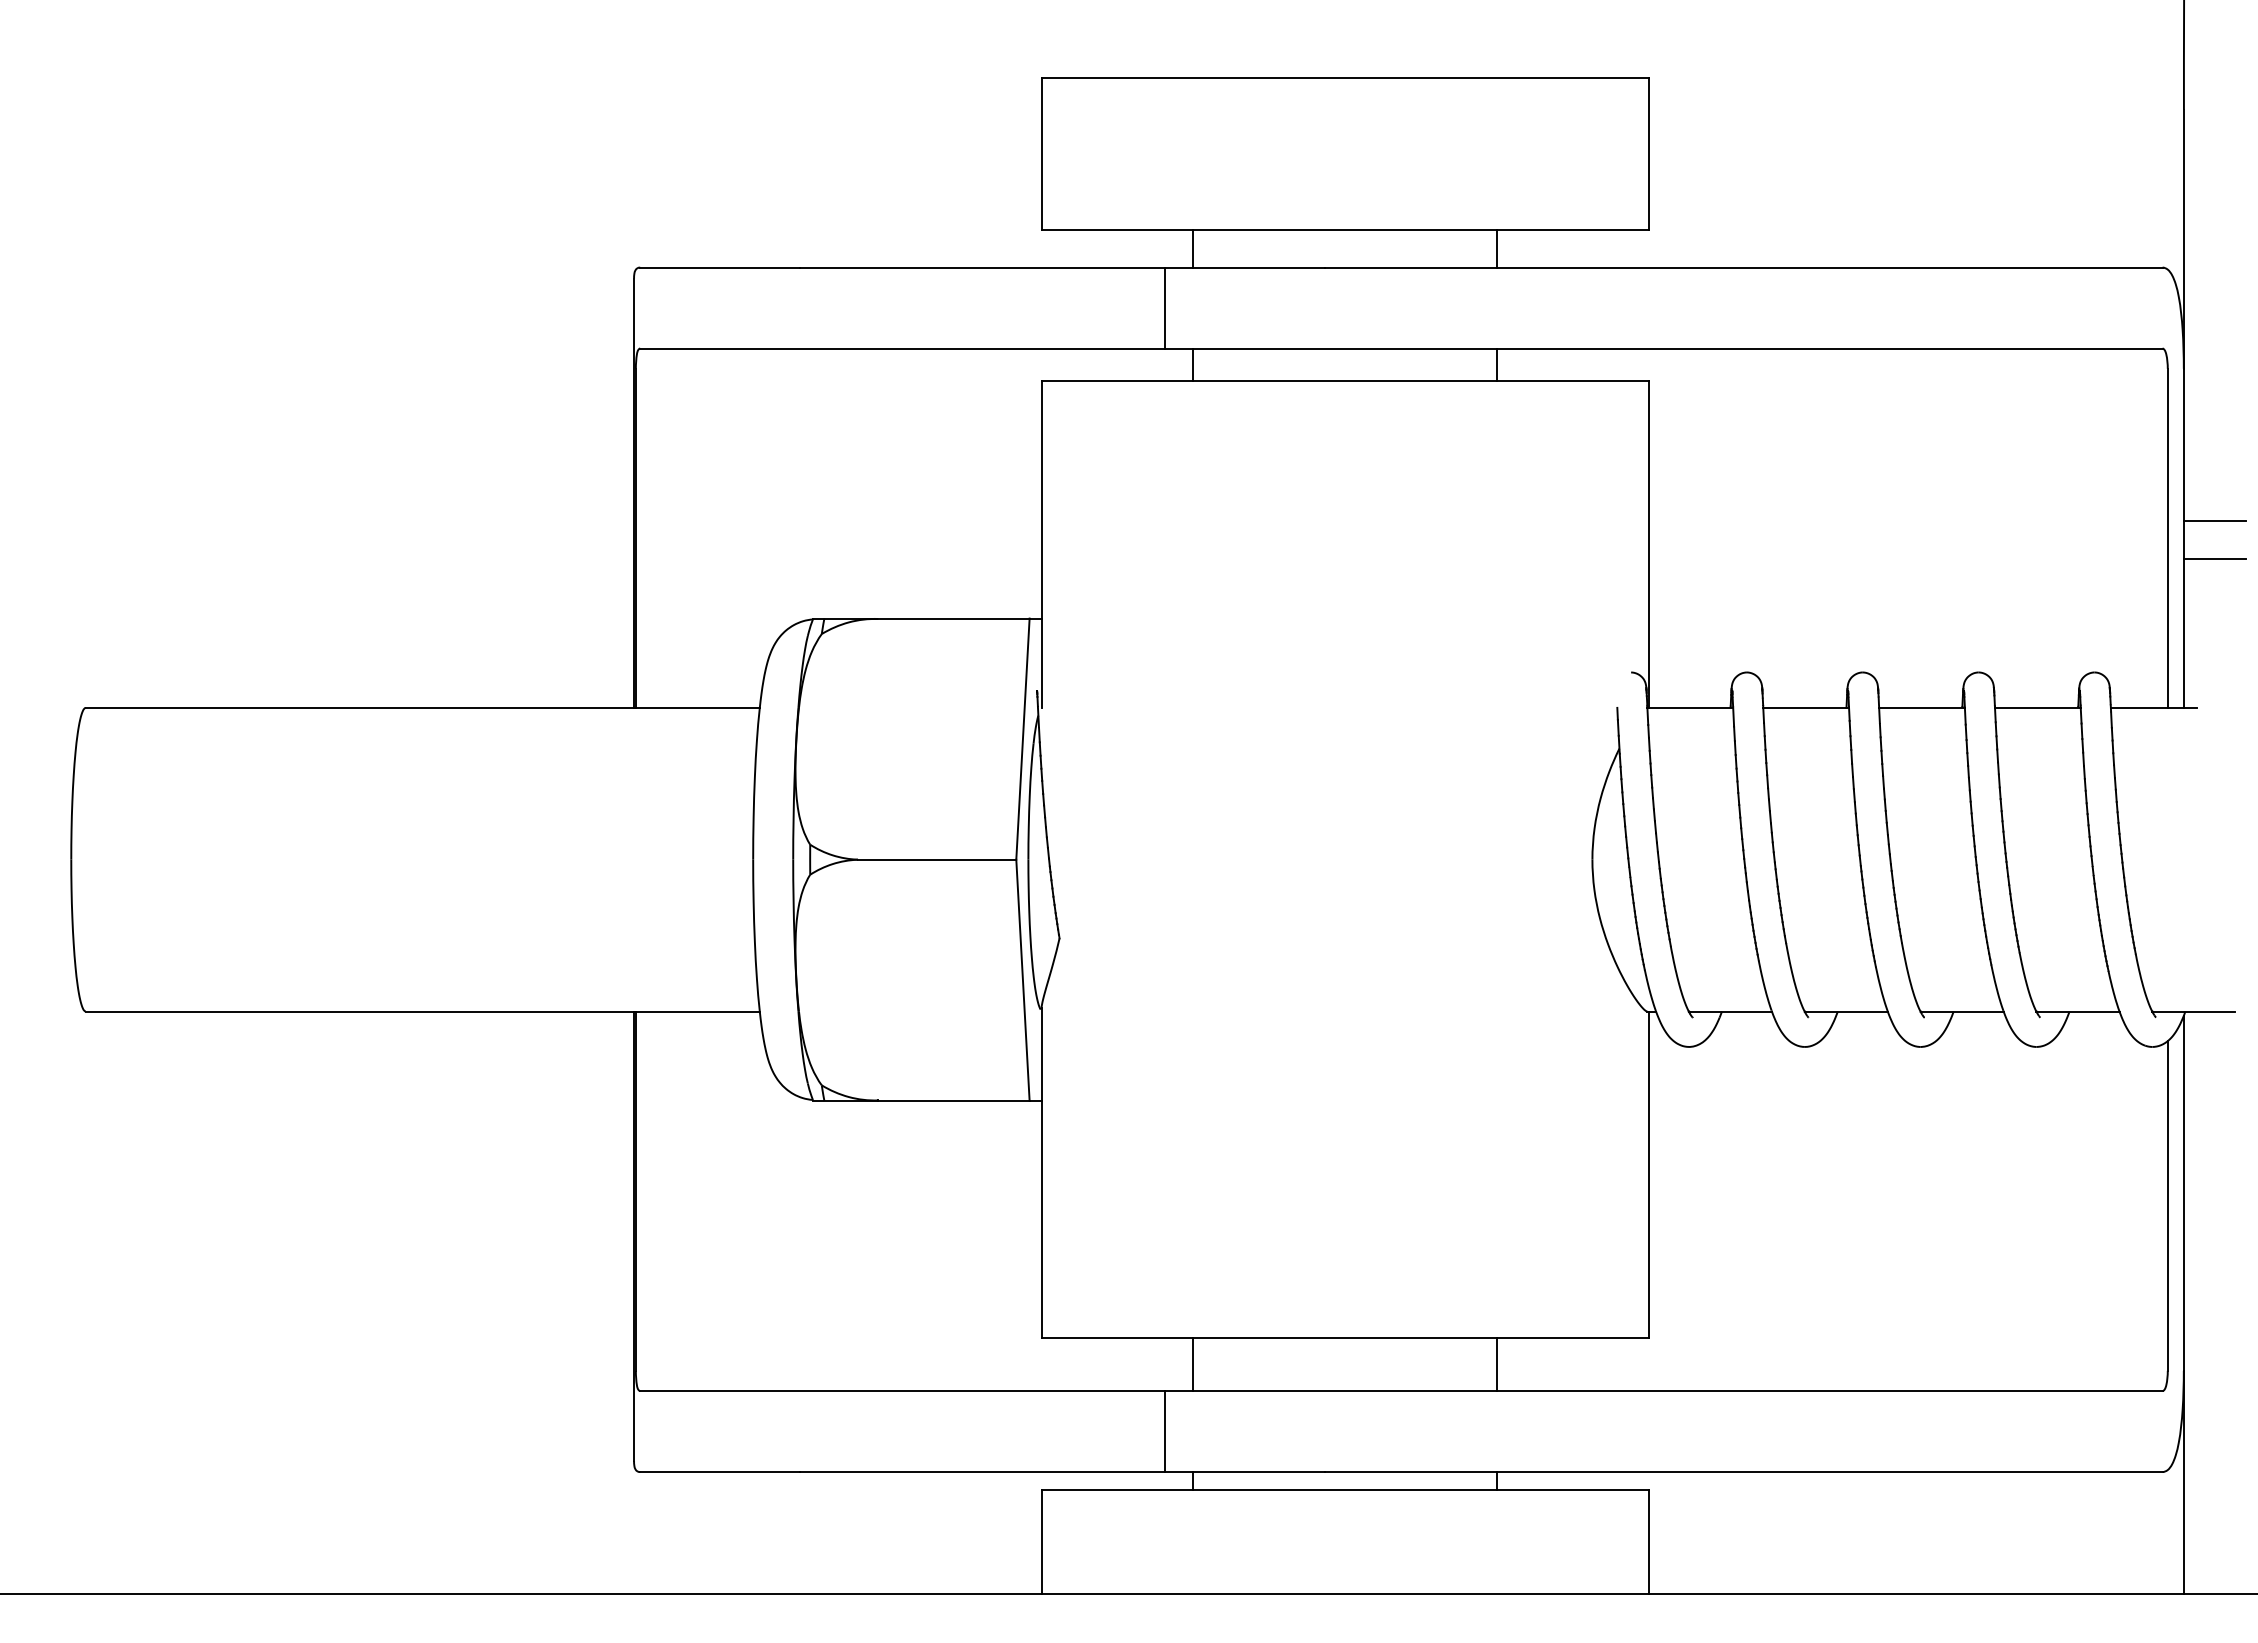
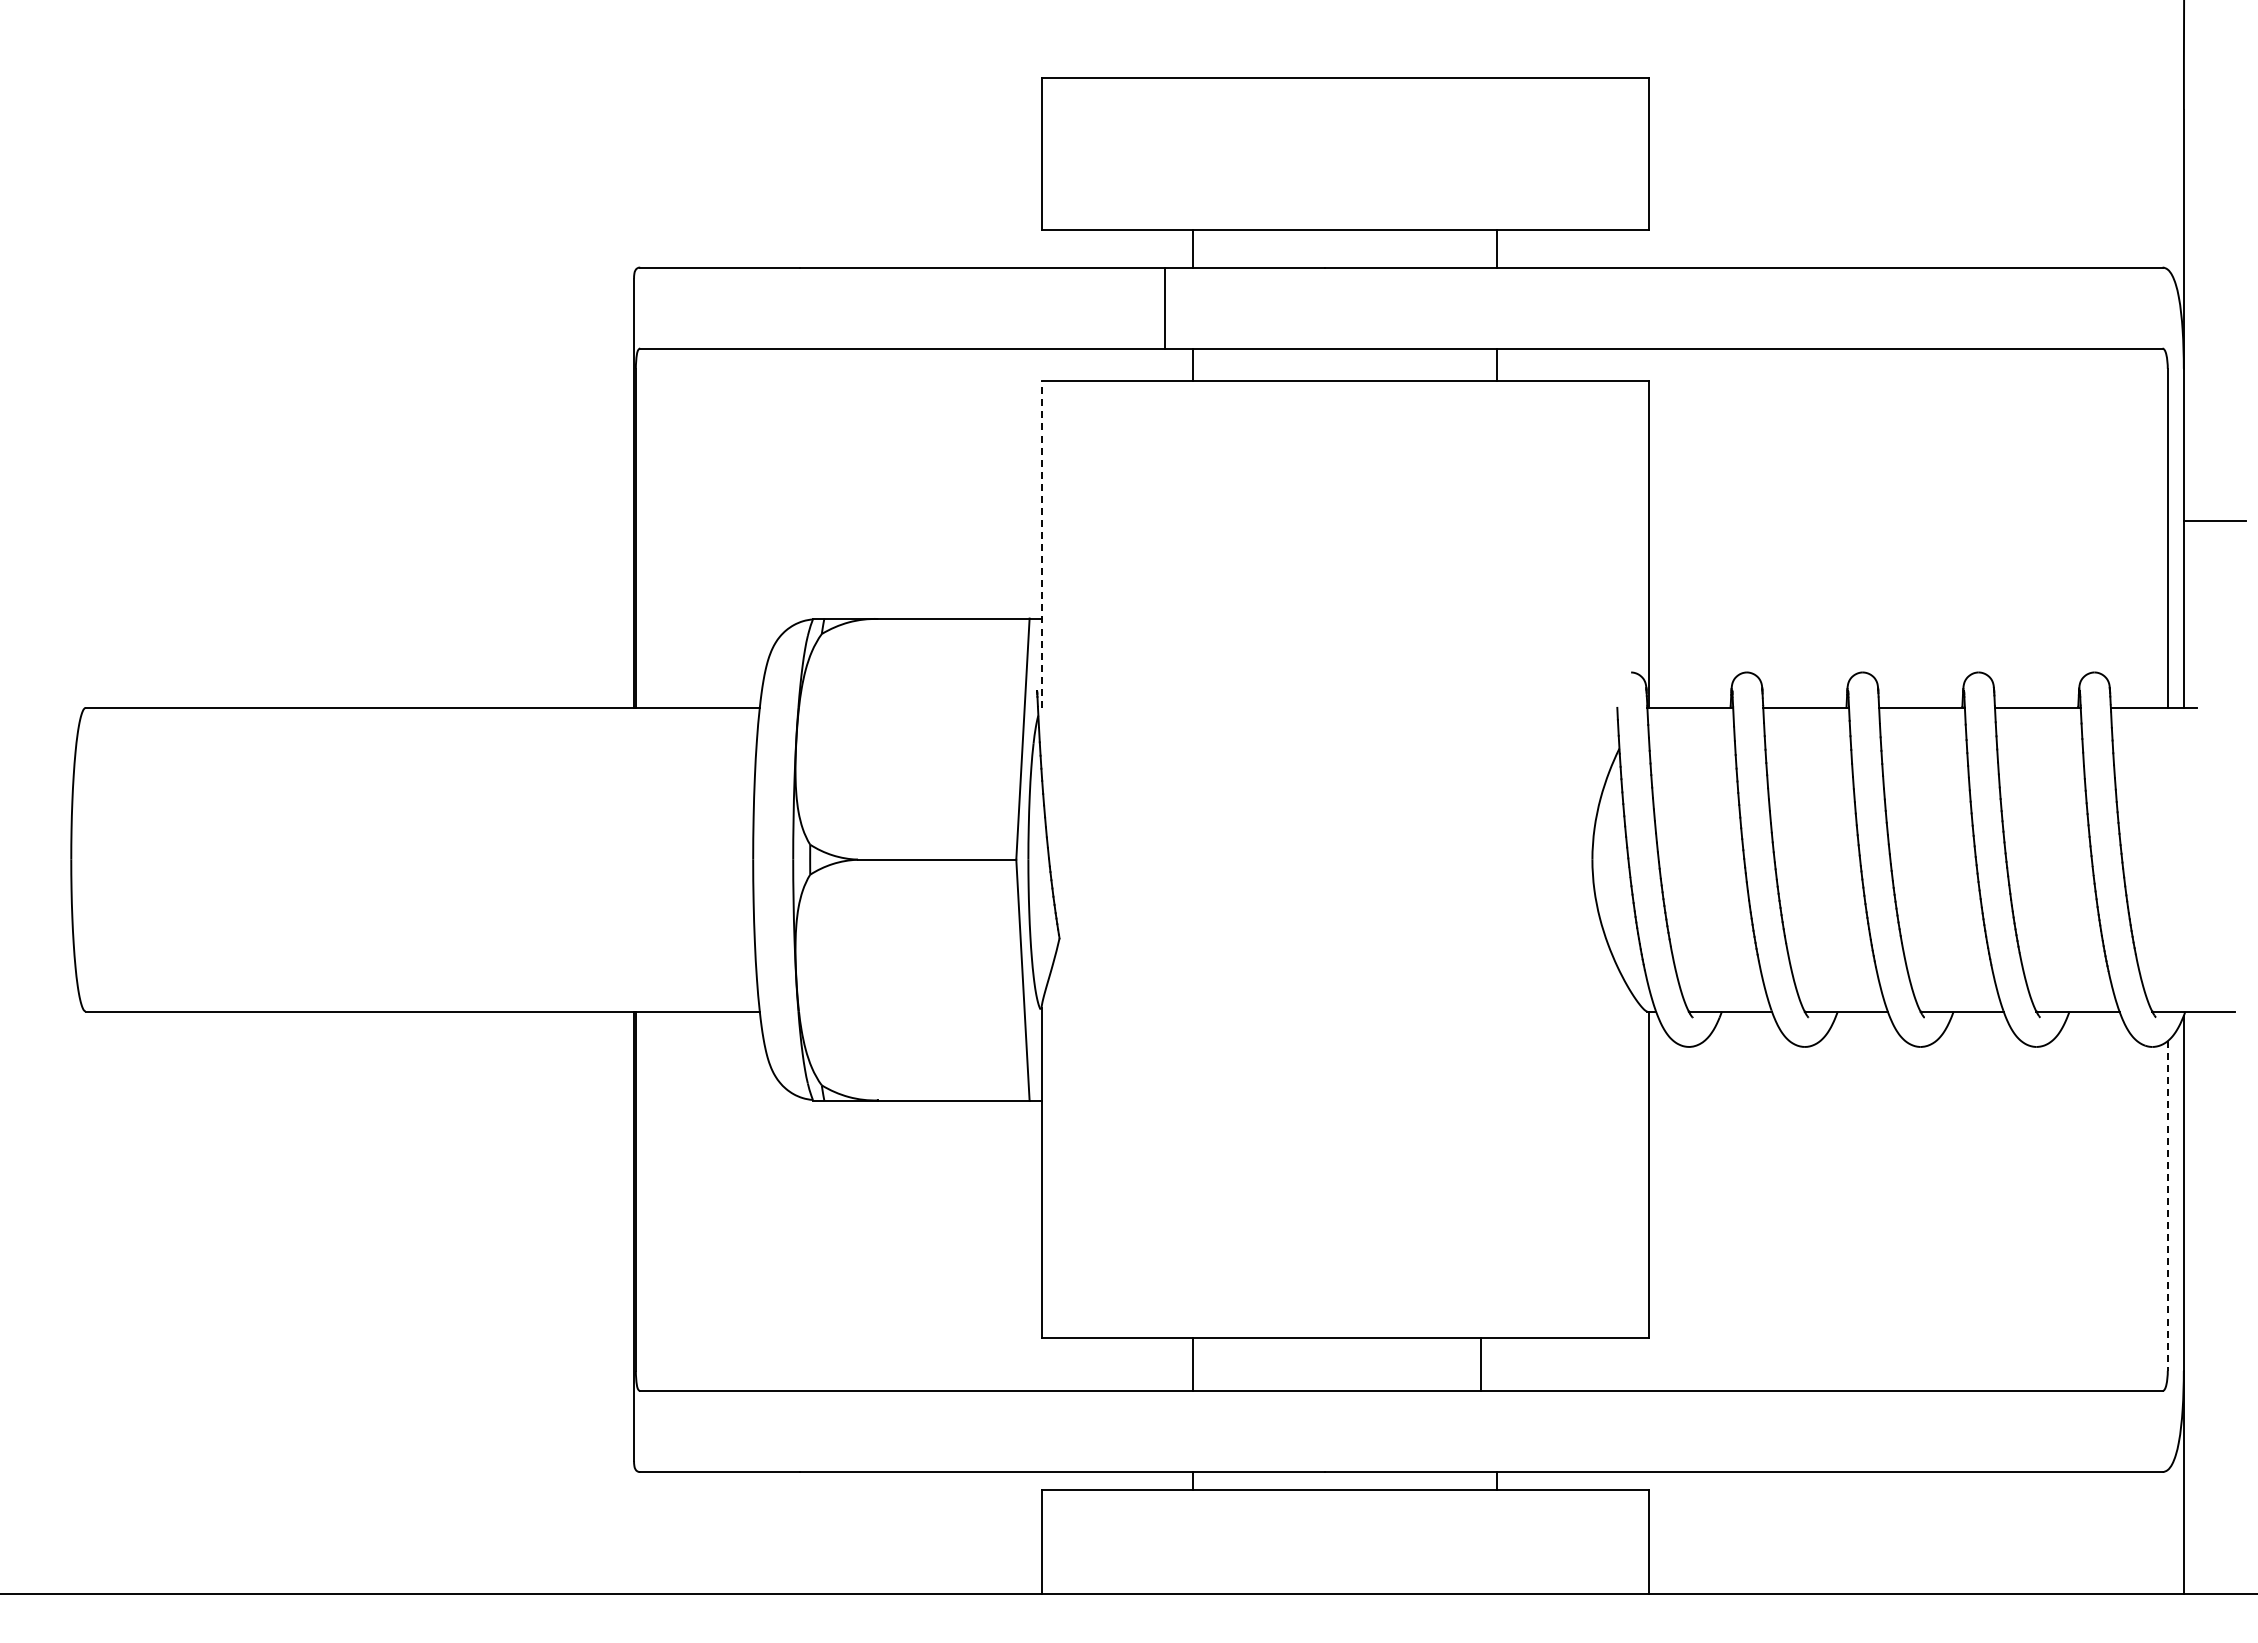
line: solid -> dashed (1041, 544)
line: present -> none (2214, 558)
line: solid -> dashed (2167, 1205)
line position: (1497, 1364) -> (1481, 1364) (1481, 1364)
line: present -> none (1165, 1431)
